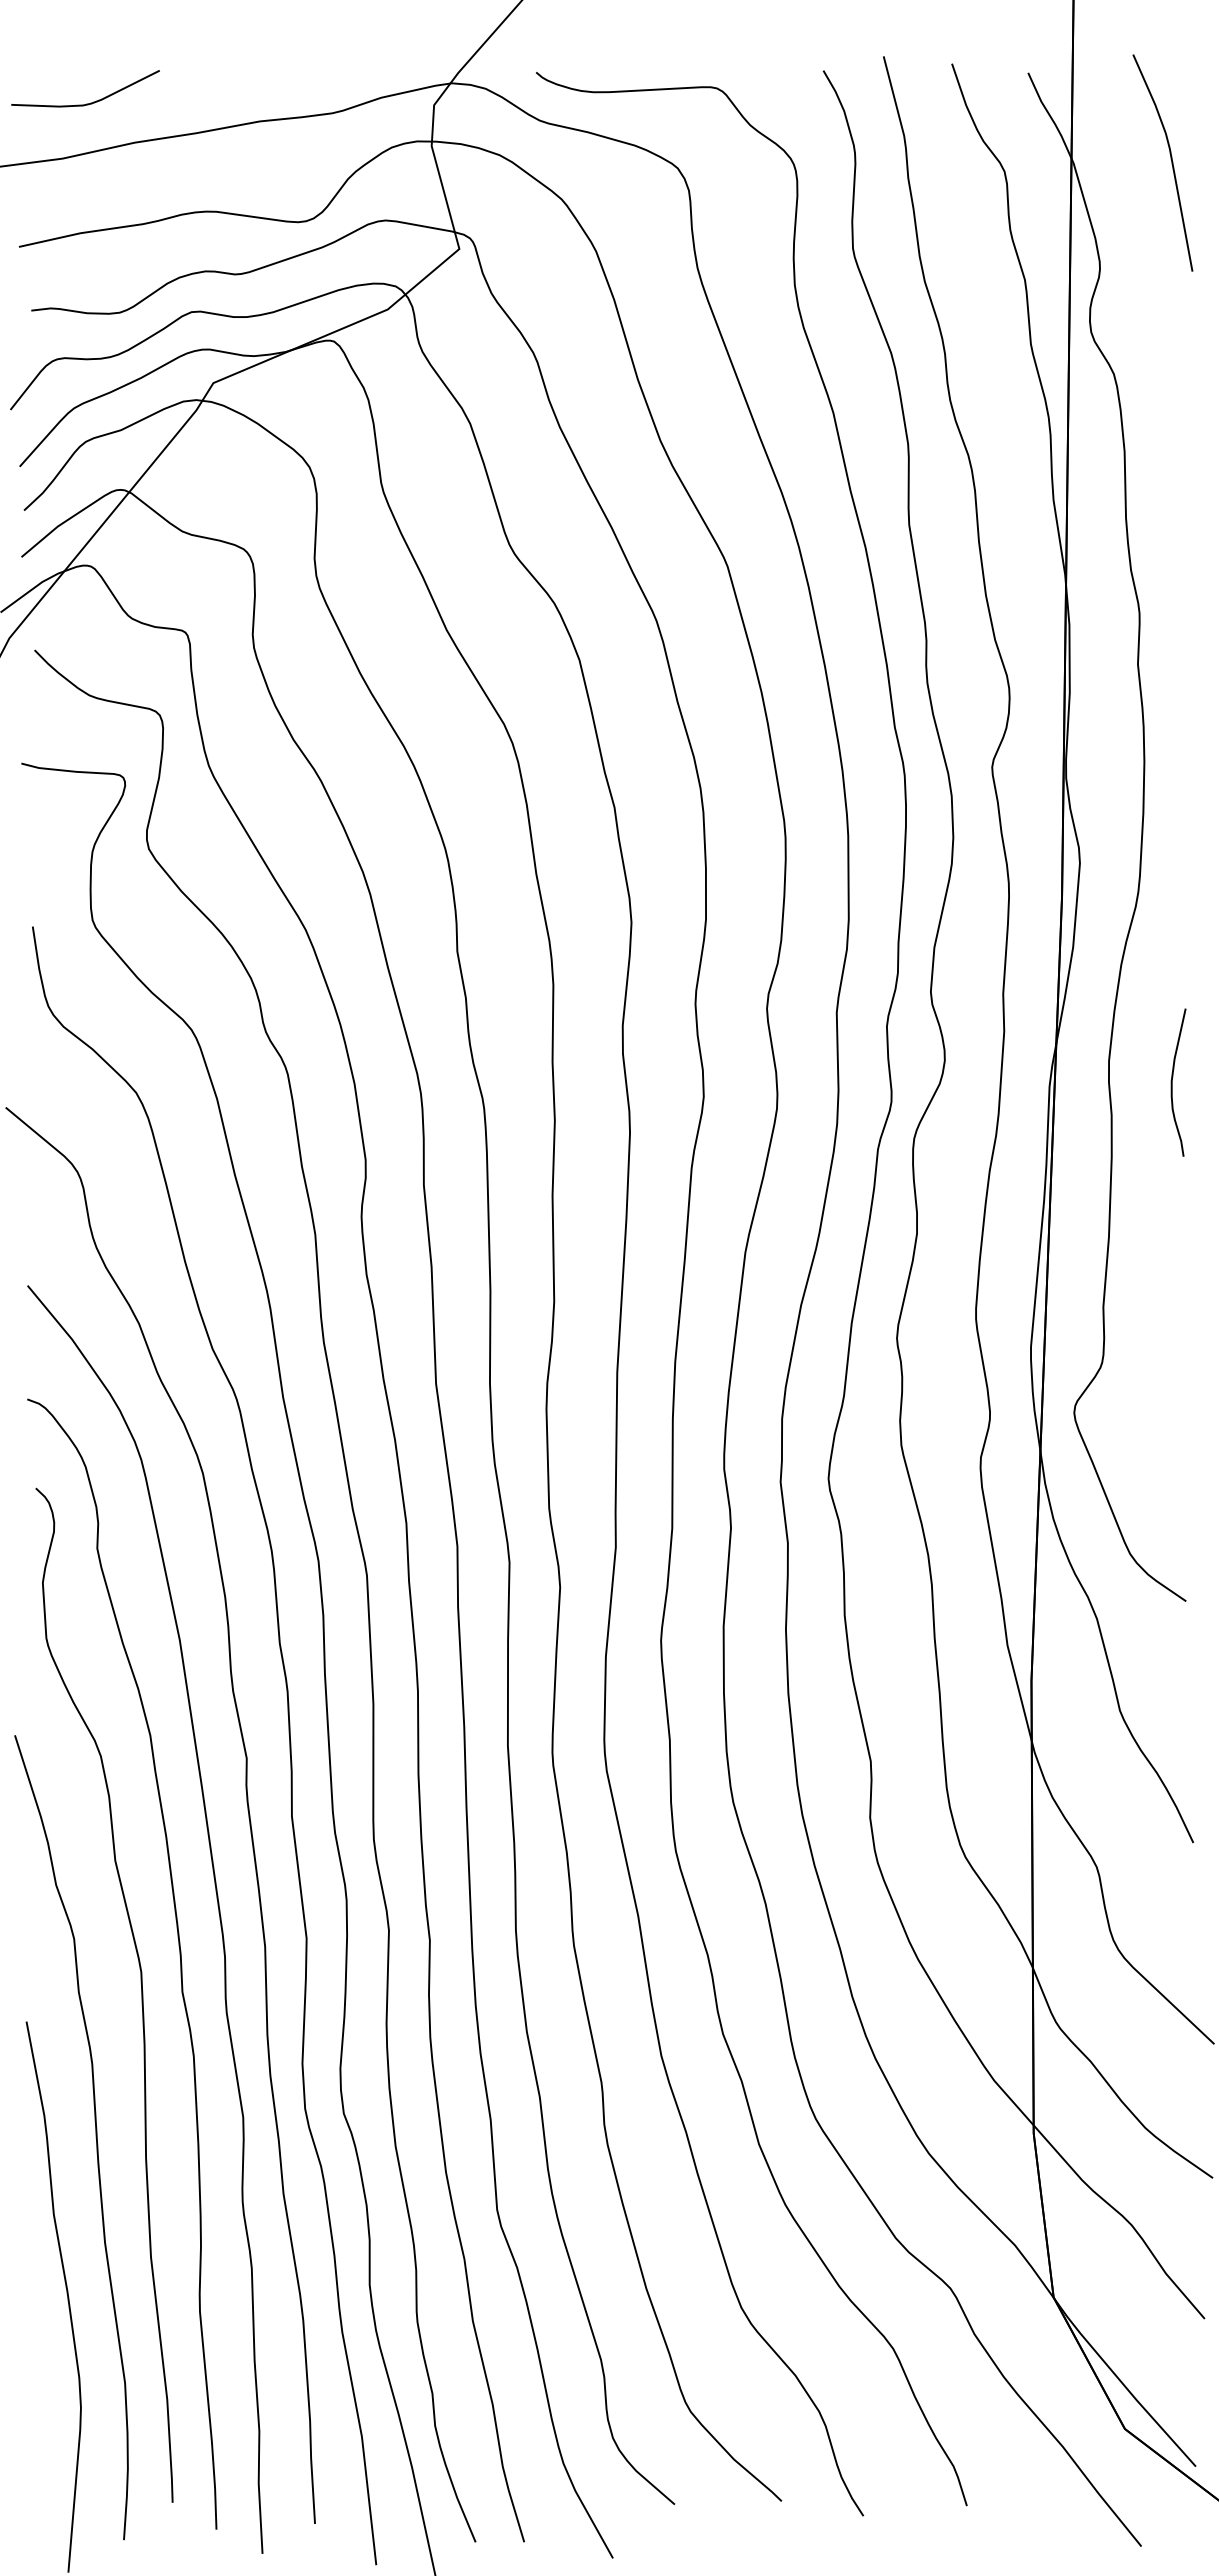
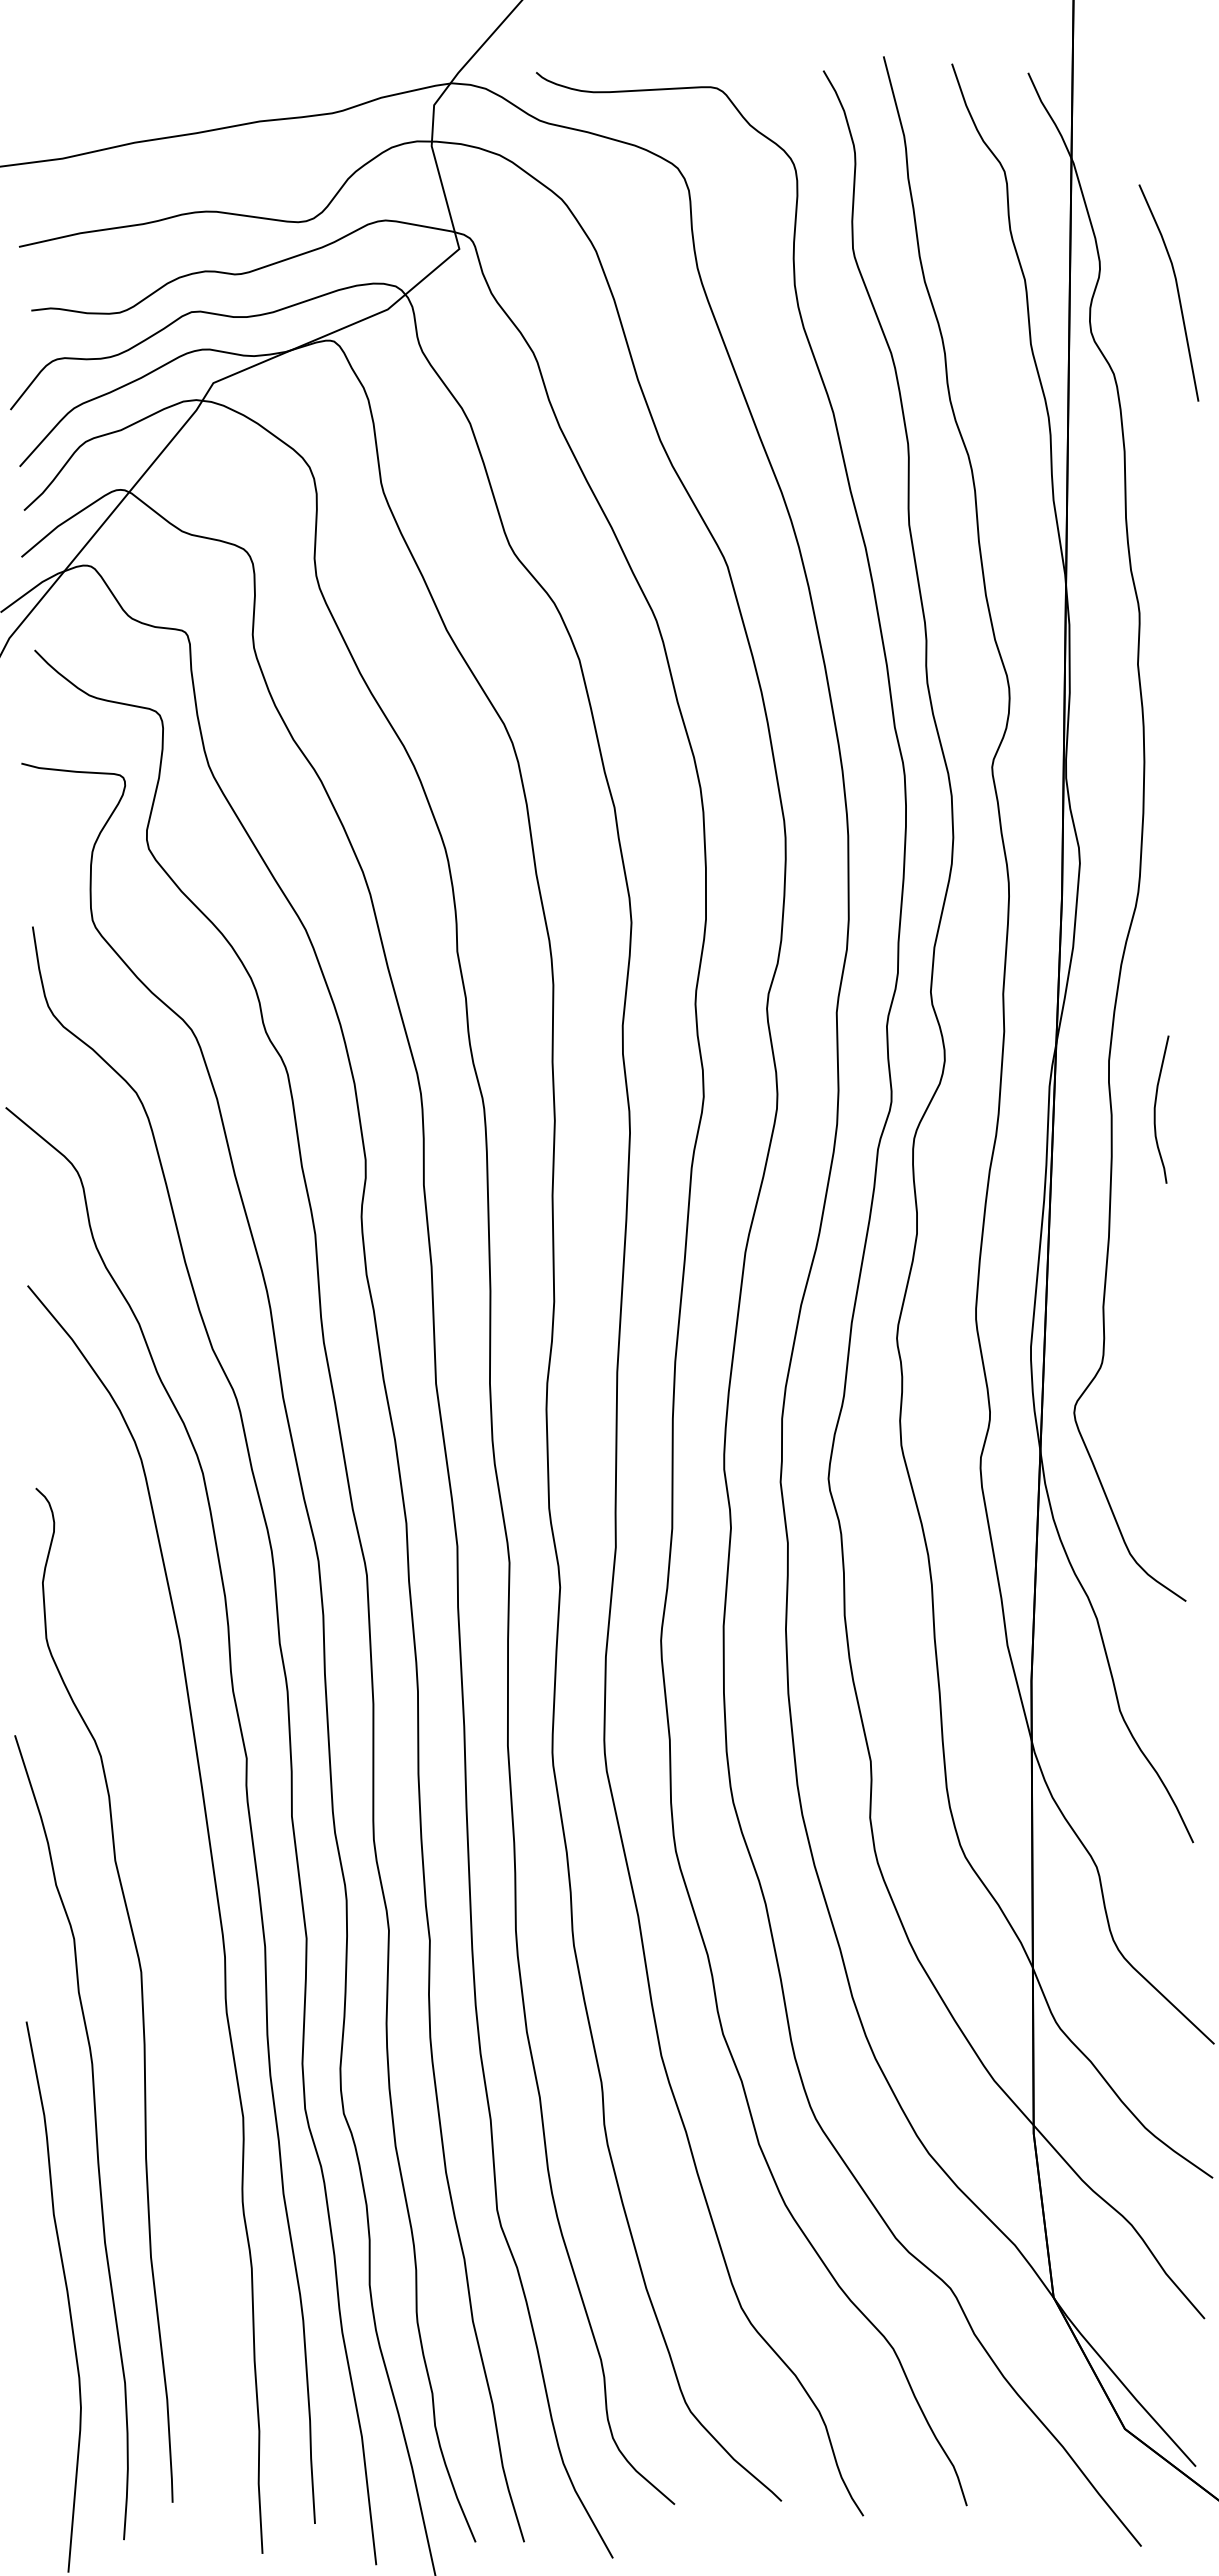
curve: present -> none (90, 102)
line position: (1170, 159) -> (1176, 289) (1176, 289)
curve position: (1172, 1082) -> (1155, 1109) (1155, 1109)
curve: present -> none (179, 1956)
